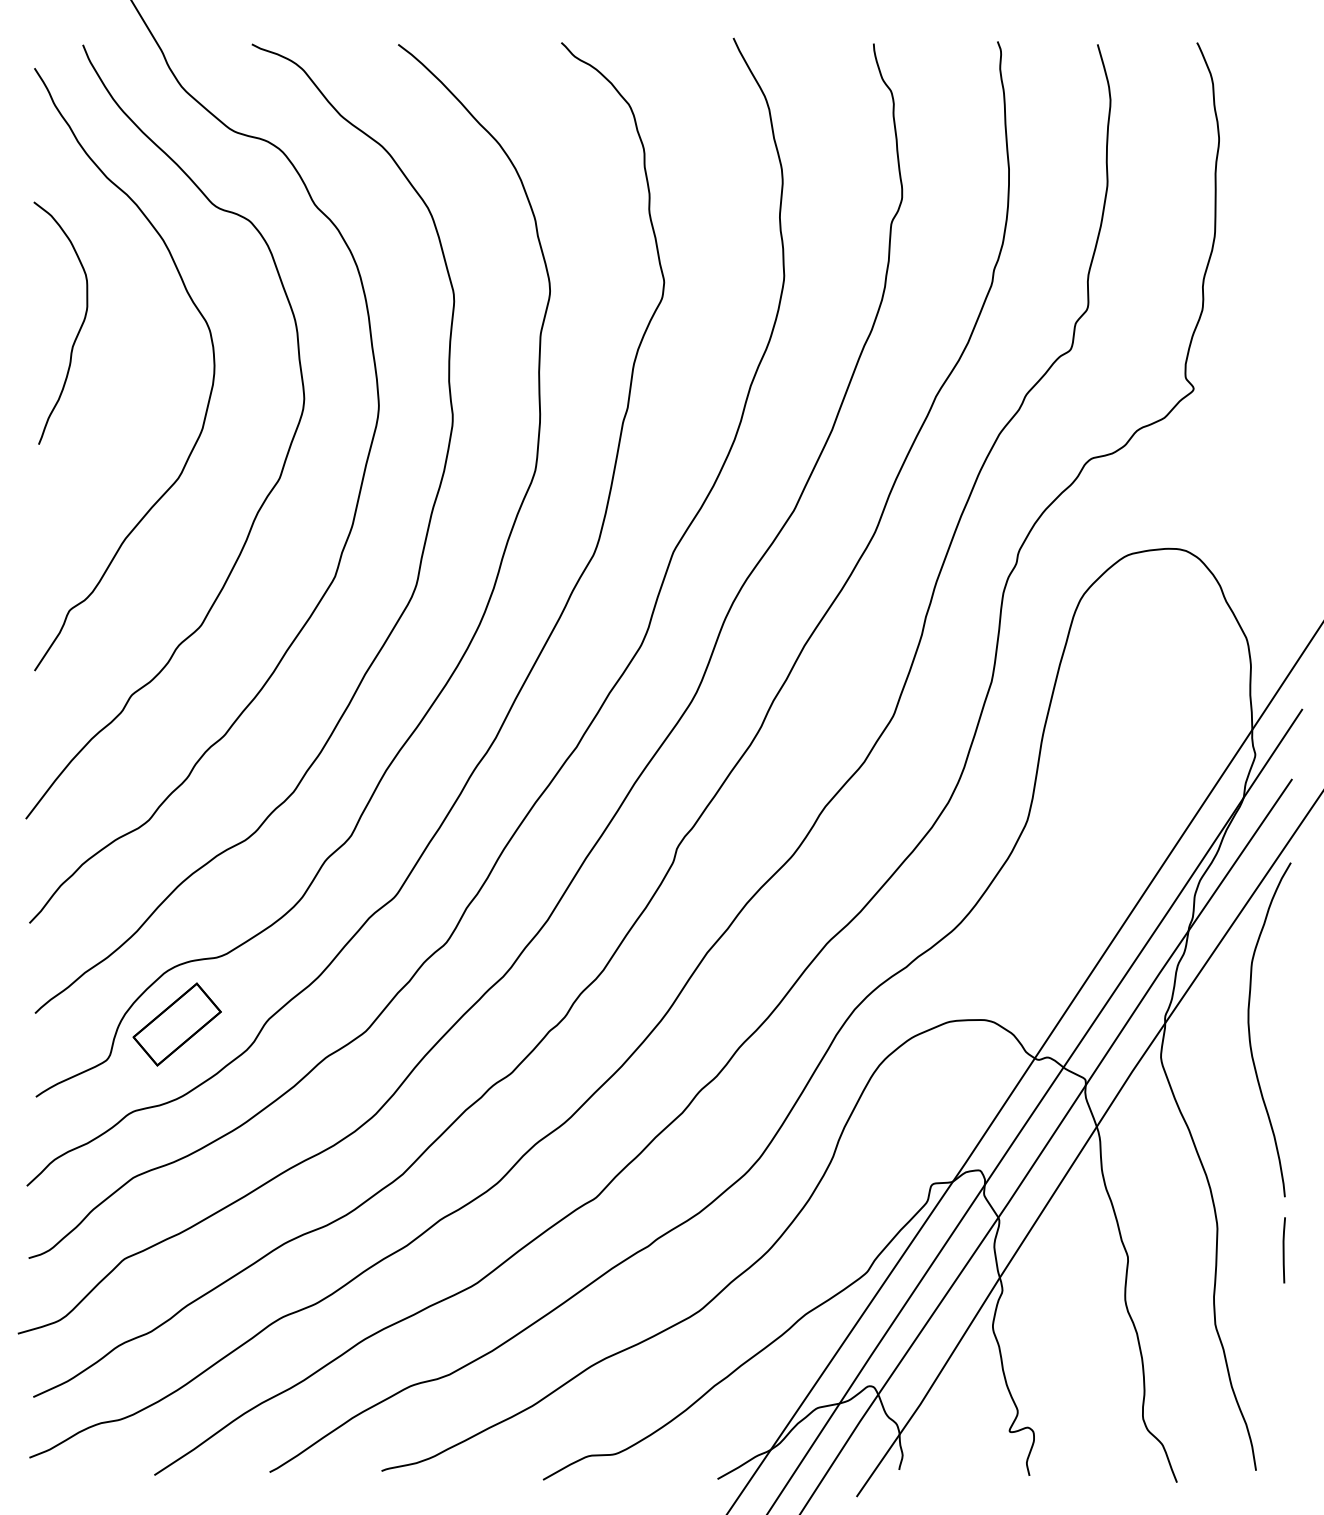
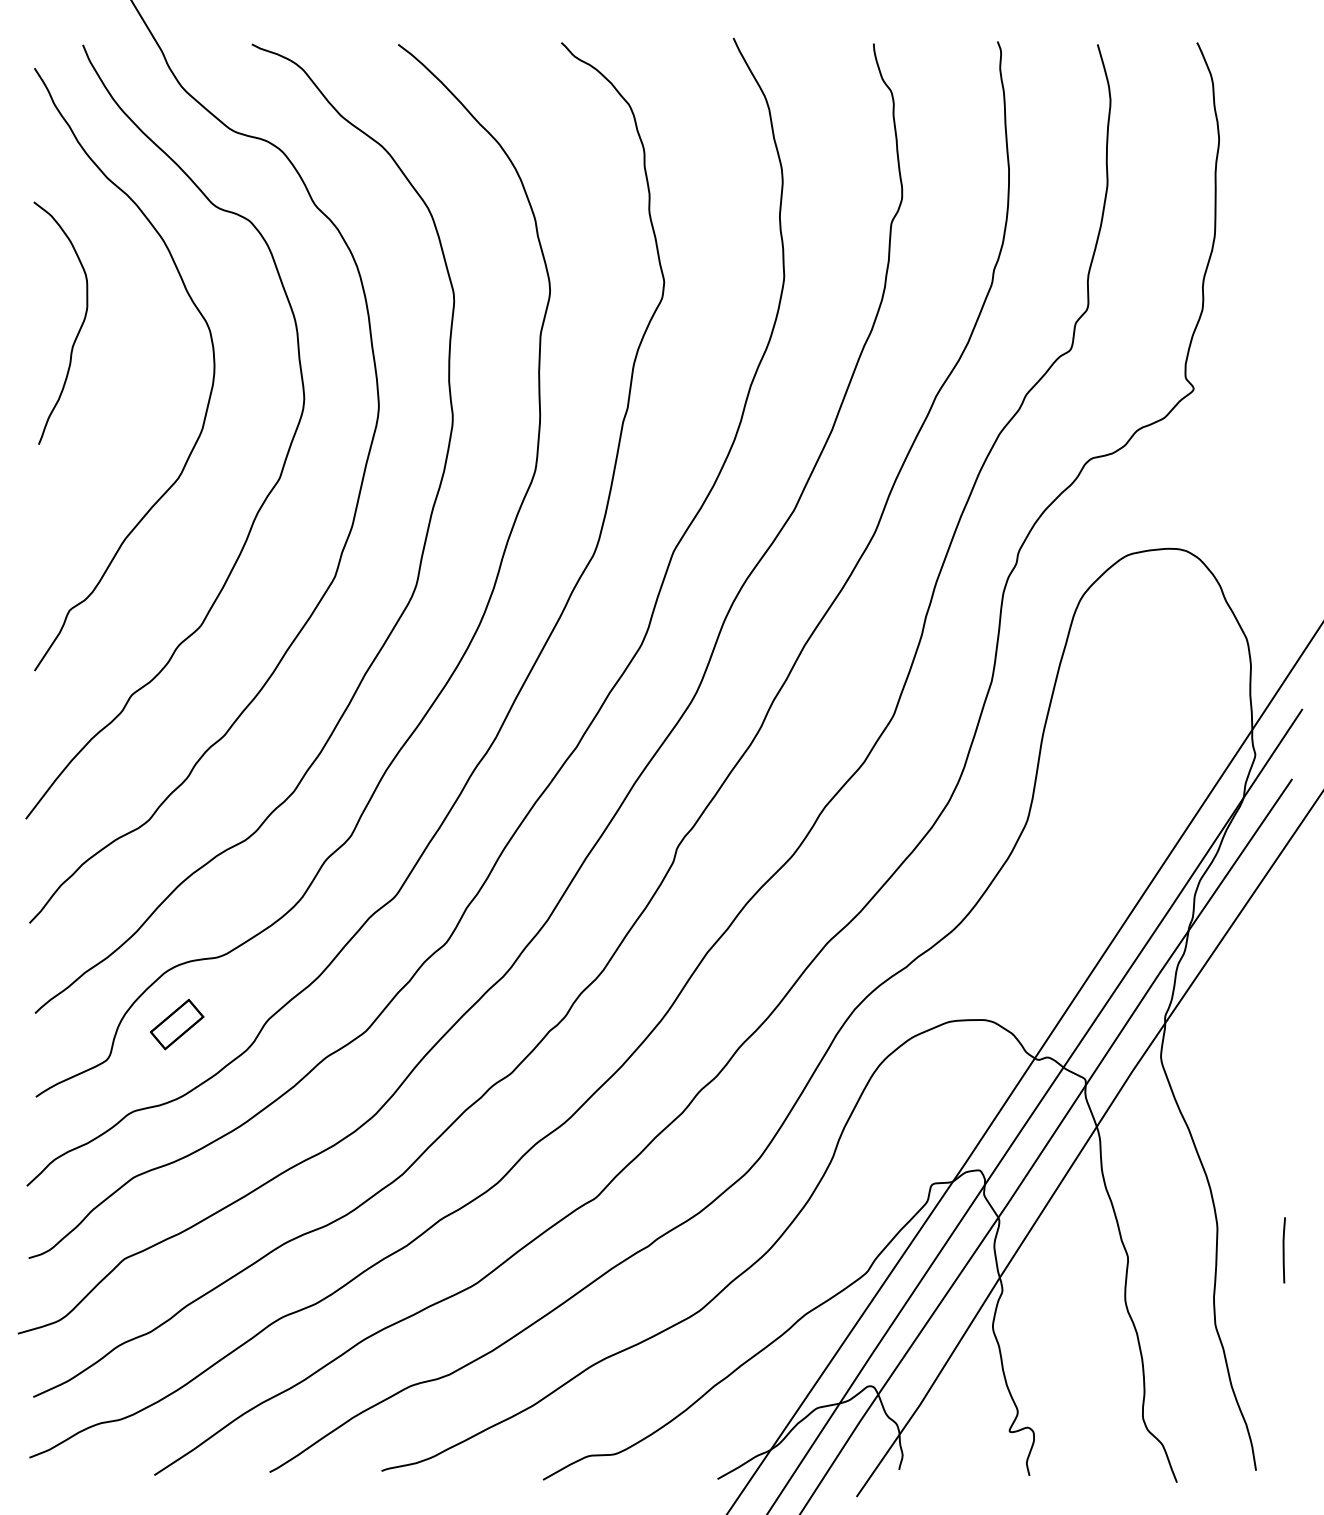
part size: 90x85 px -> 55x53 px (177, 1024)
curve: present -> none (1250, 1032)
